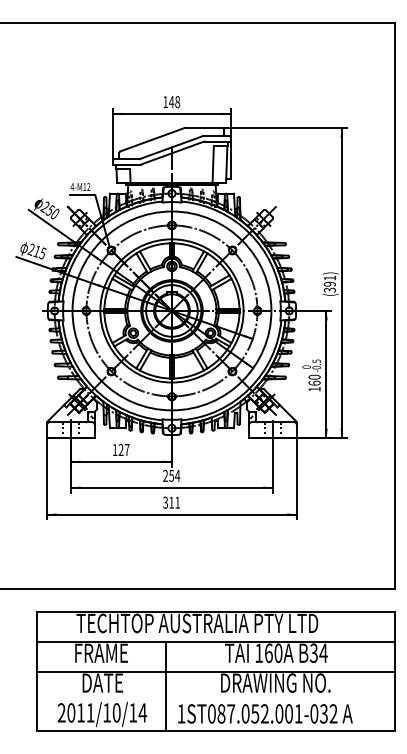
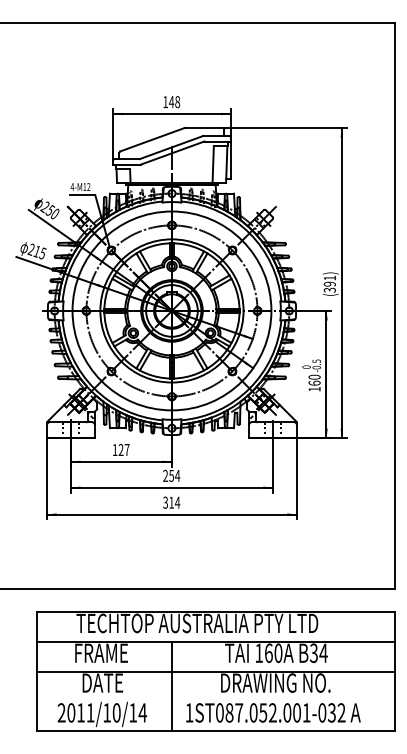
text: 311 -> 314 (177, 502)
line position: (166, 686) -> (172, 686) (172, 686)
text position: (265, 713) -> (273, 712) (273, 712)
